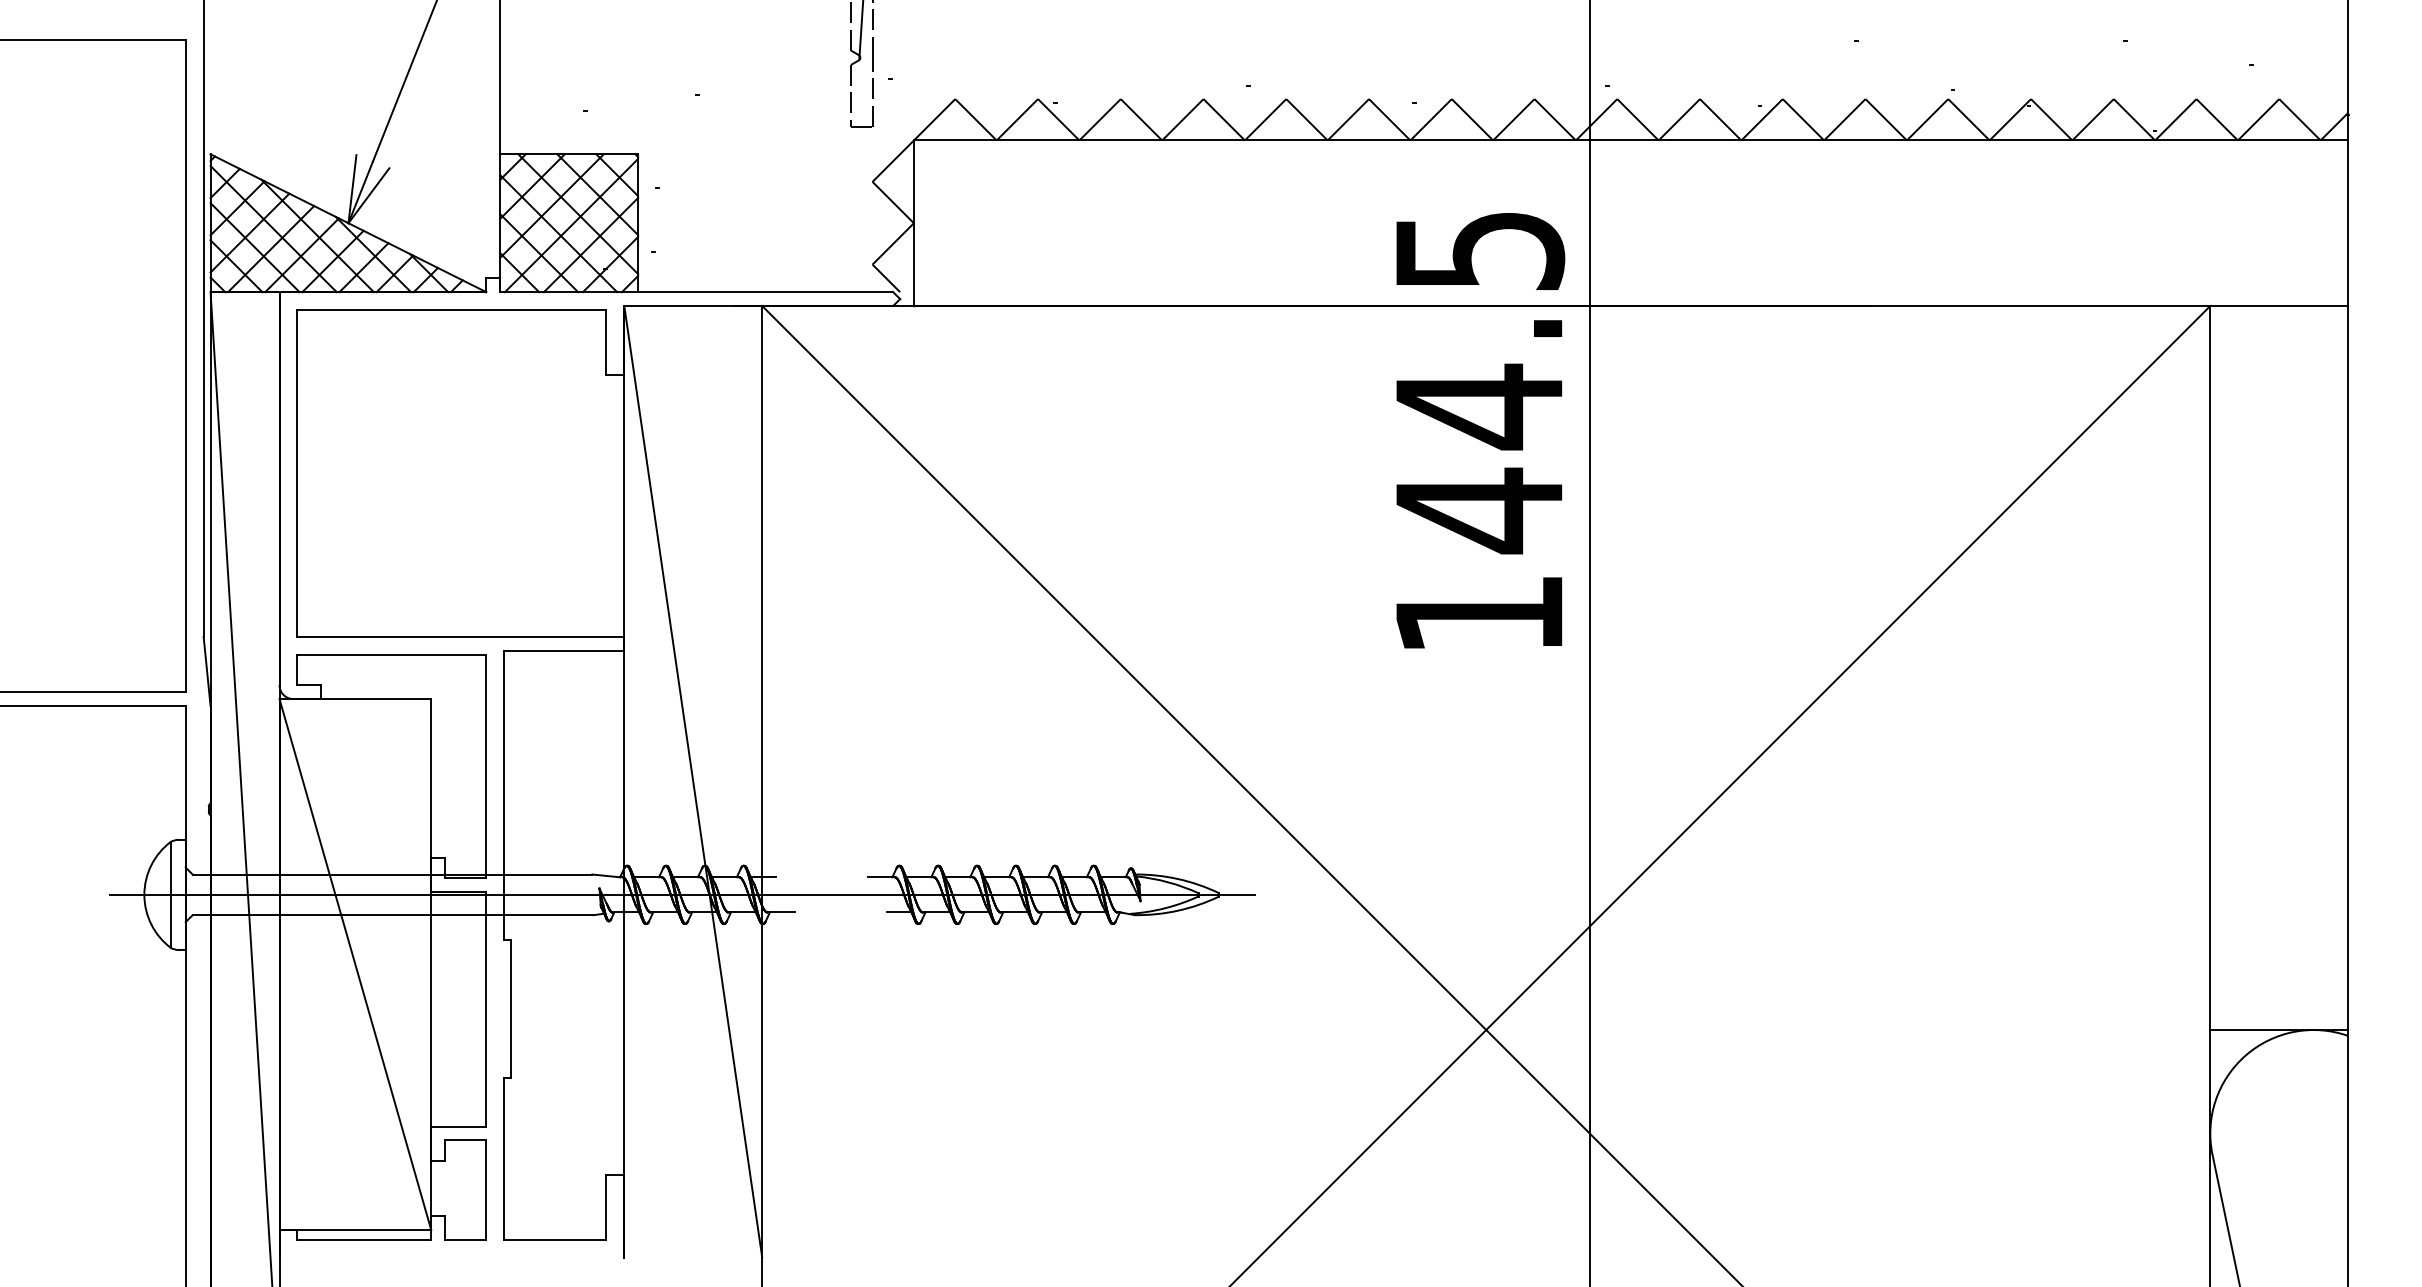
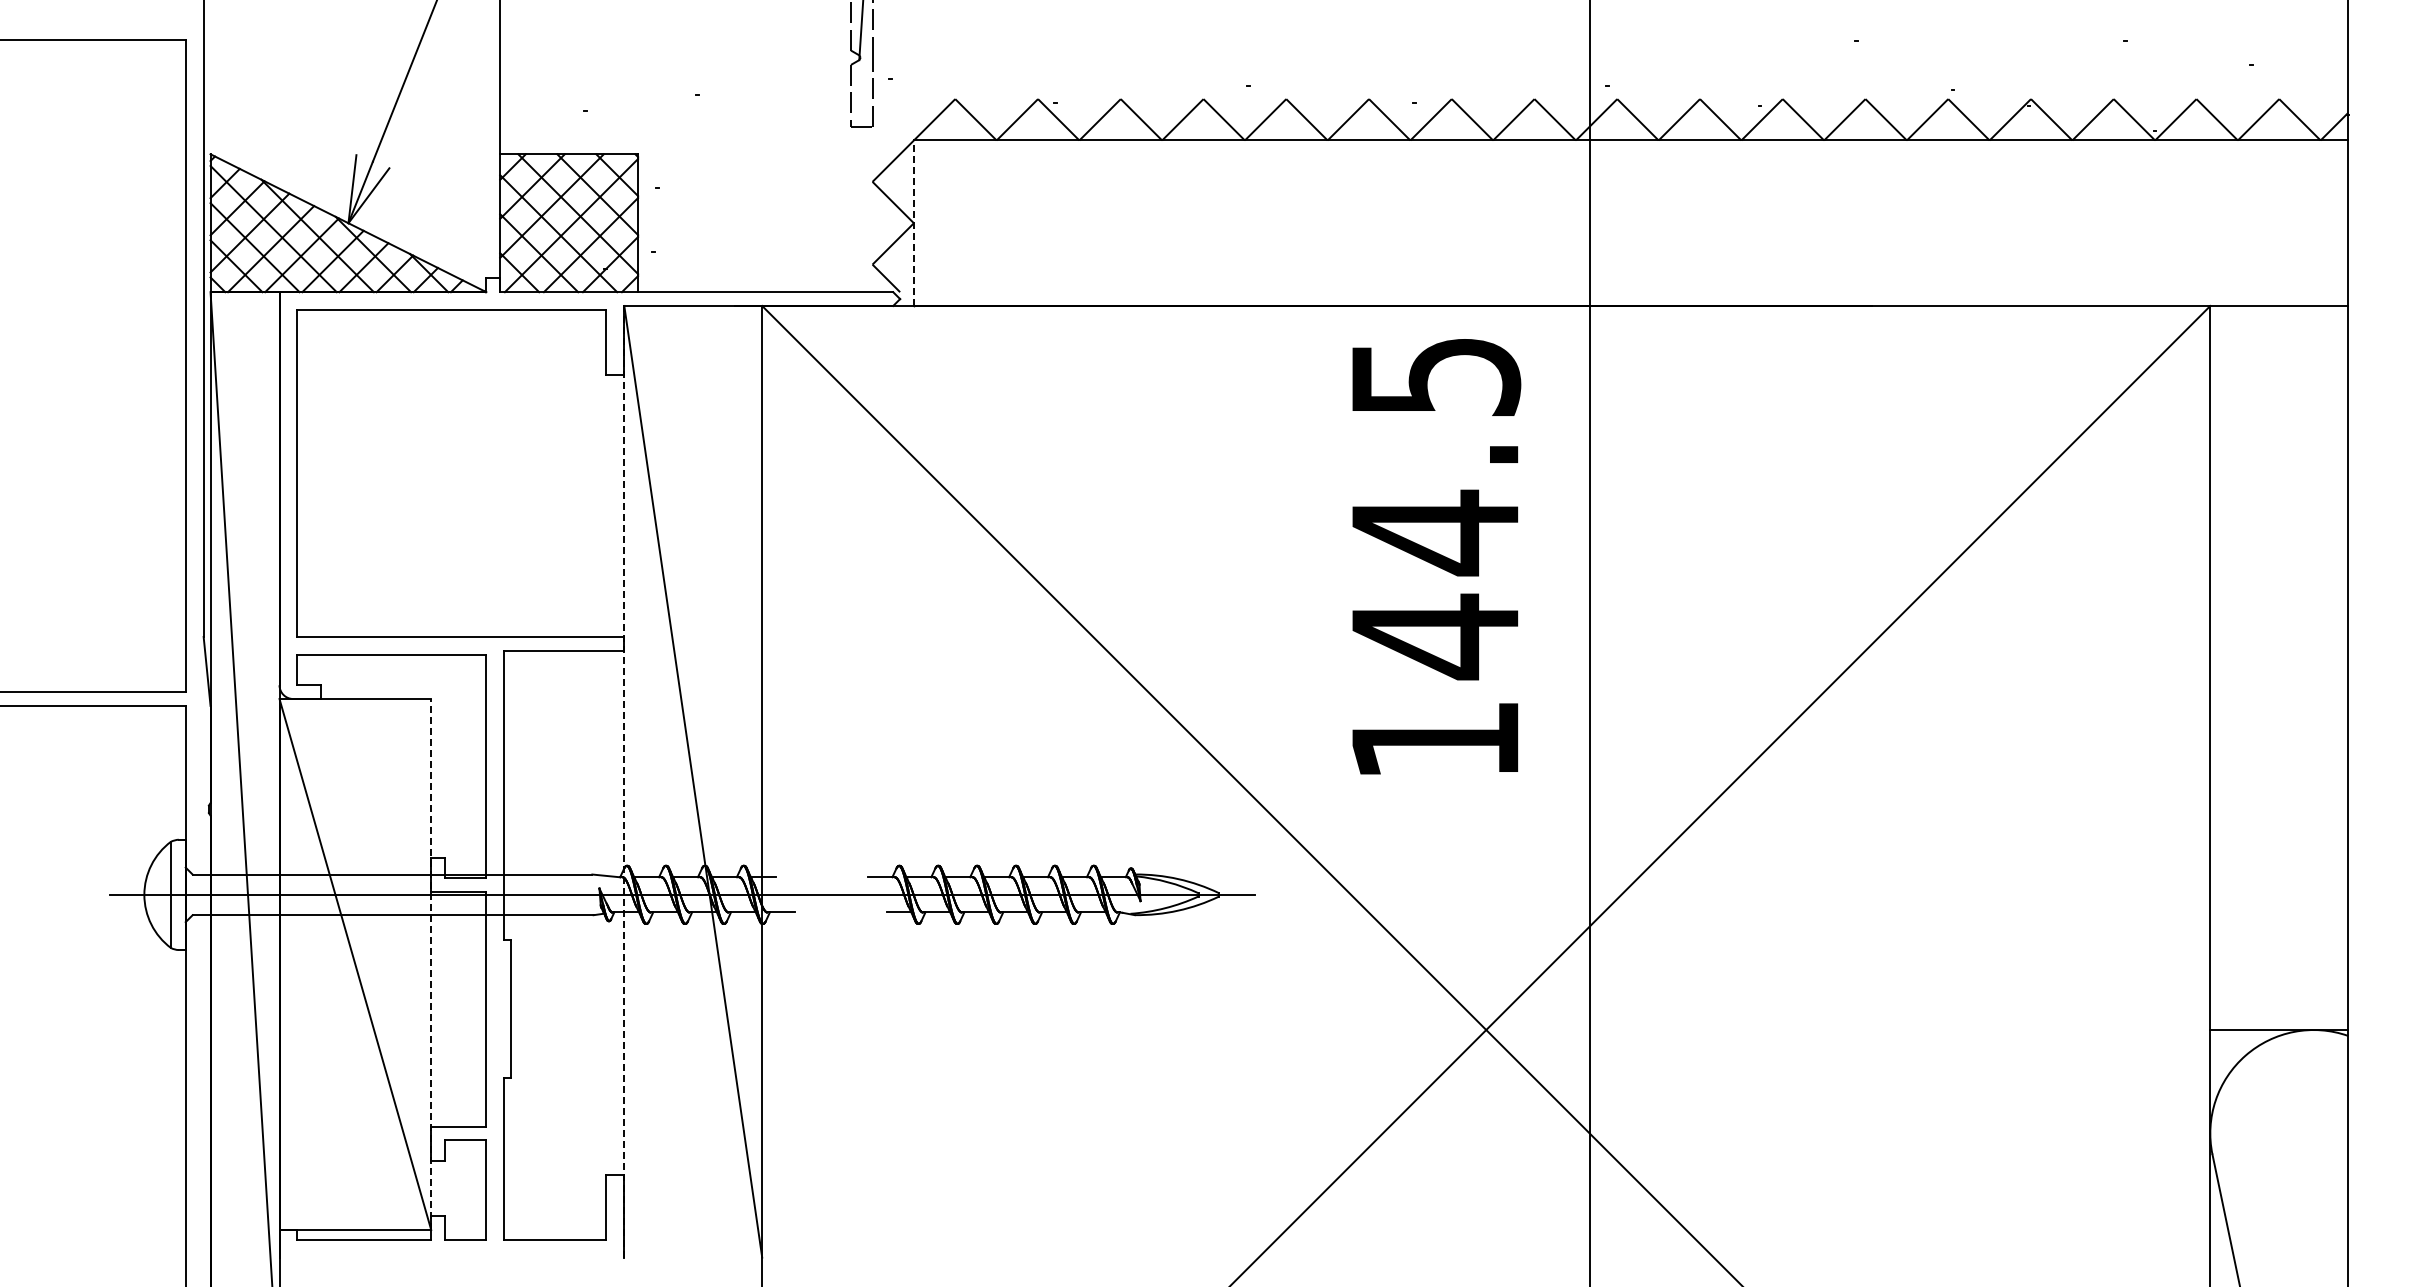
line: solid -> dashed (913, 223)
text position: (1480, 430) -> (1436, 556) (1436, 556)
line: solid -> dashed (624, 781)
line: solid -> dashed (431, 964)
